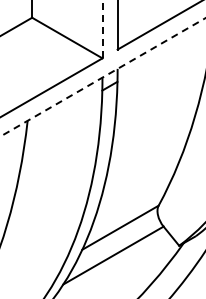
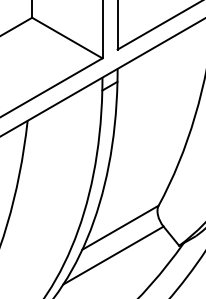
line: dashed -> solid (102, 29)
line: dashed -> solid (103, 77)
